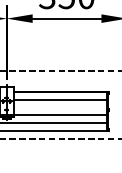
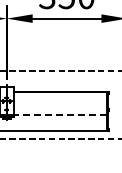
line: present -> none (60, 99)
line: solid -> dashed (60, 114)
line: present -> none (54, 123)
